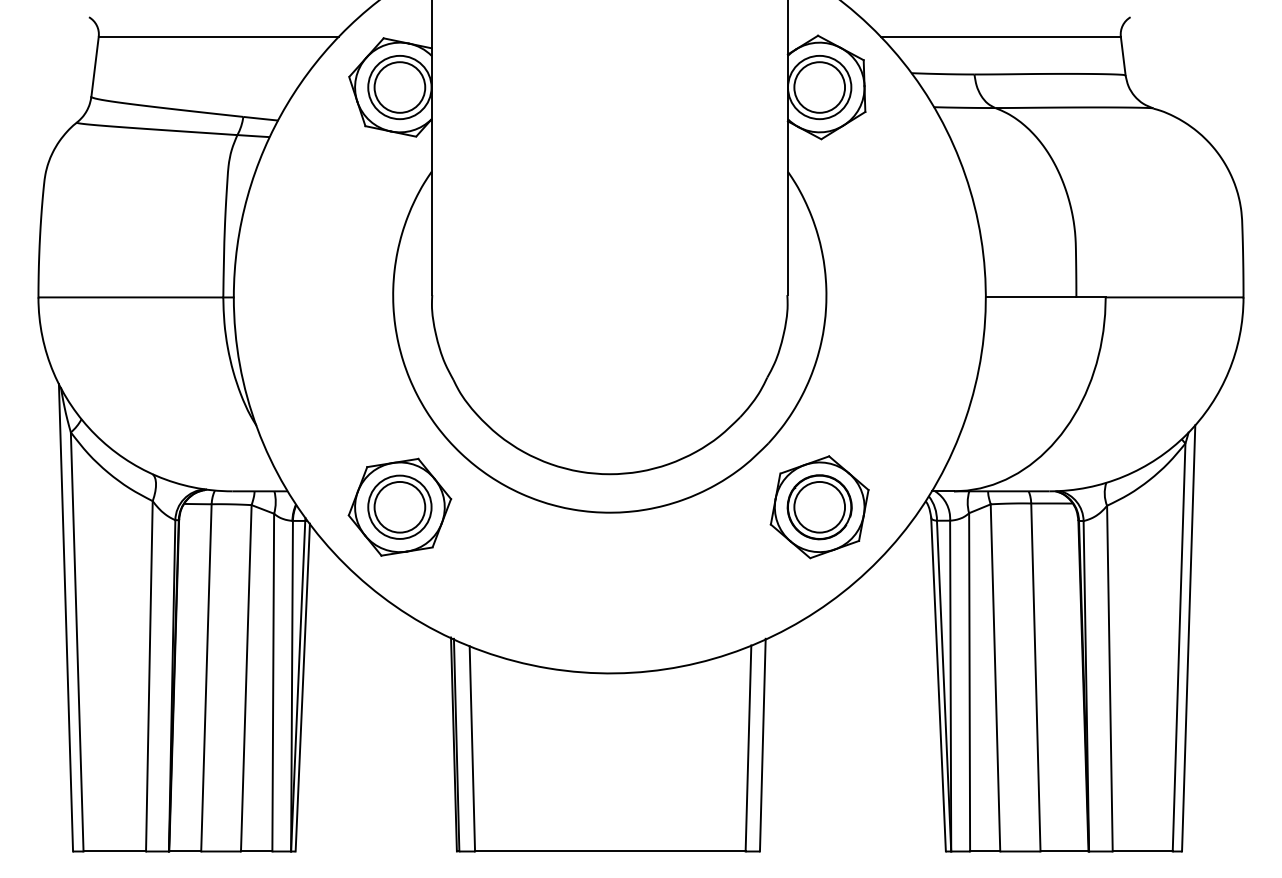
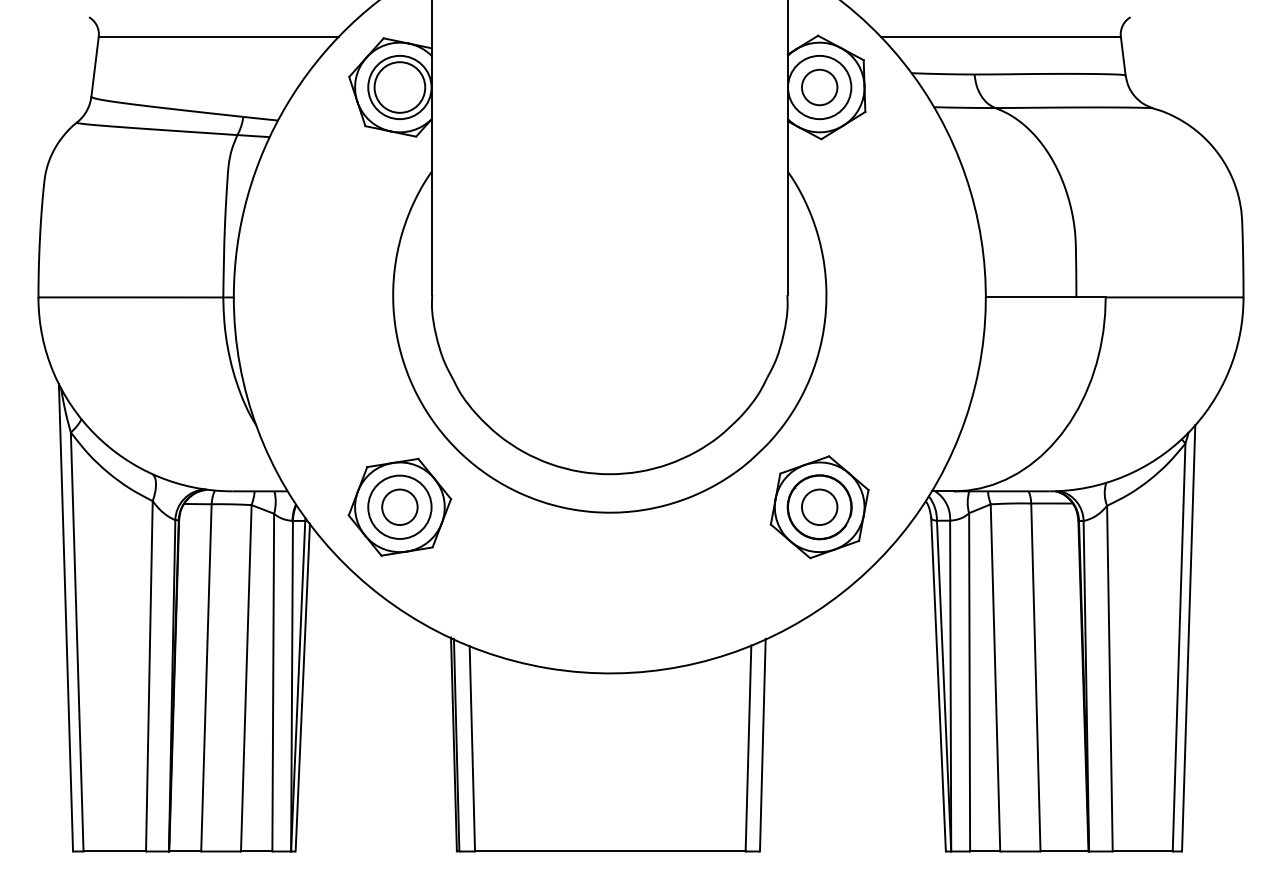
circle diameter: 51 px -> 35 px (819, 87)
circle diameter: 51 px -> 35 px (399, 507)
circle diameter: 51 px -> 35 px (819, 507)
